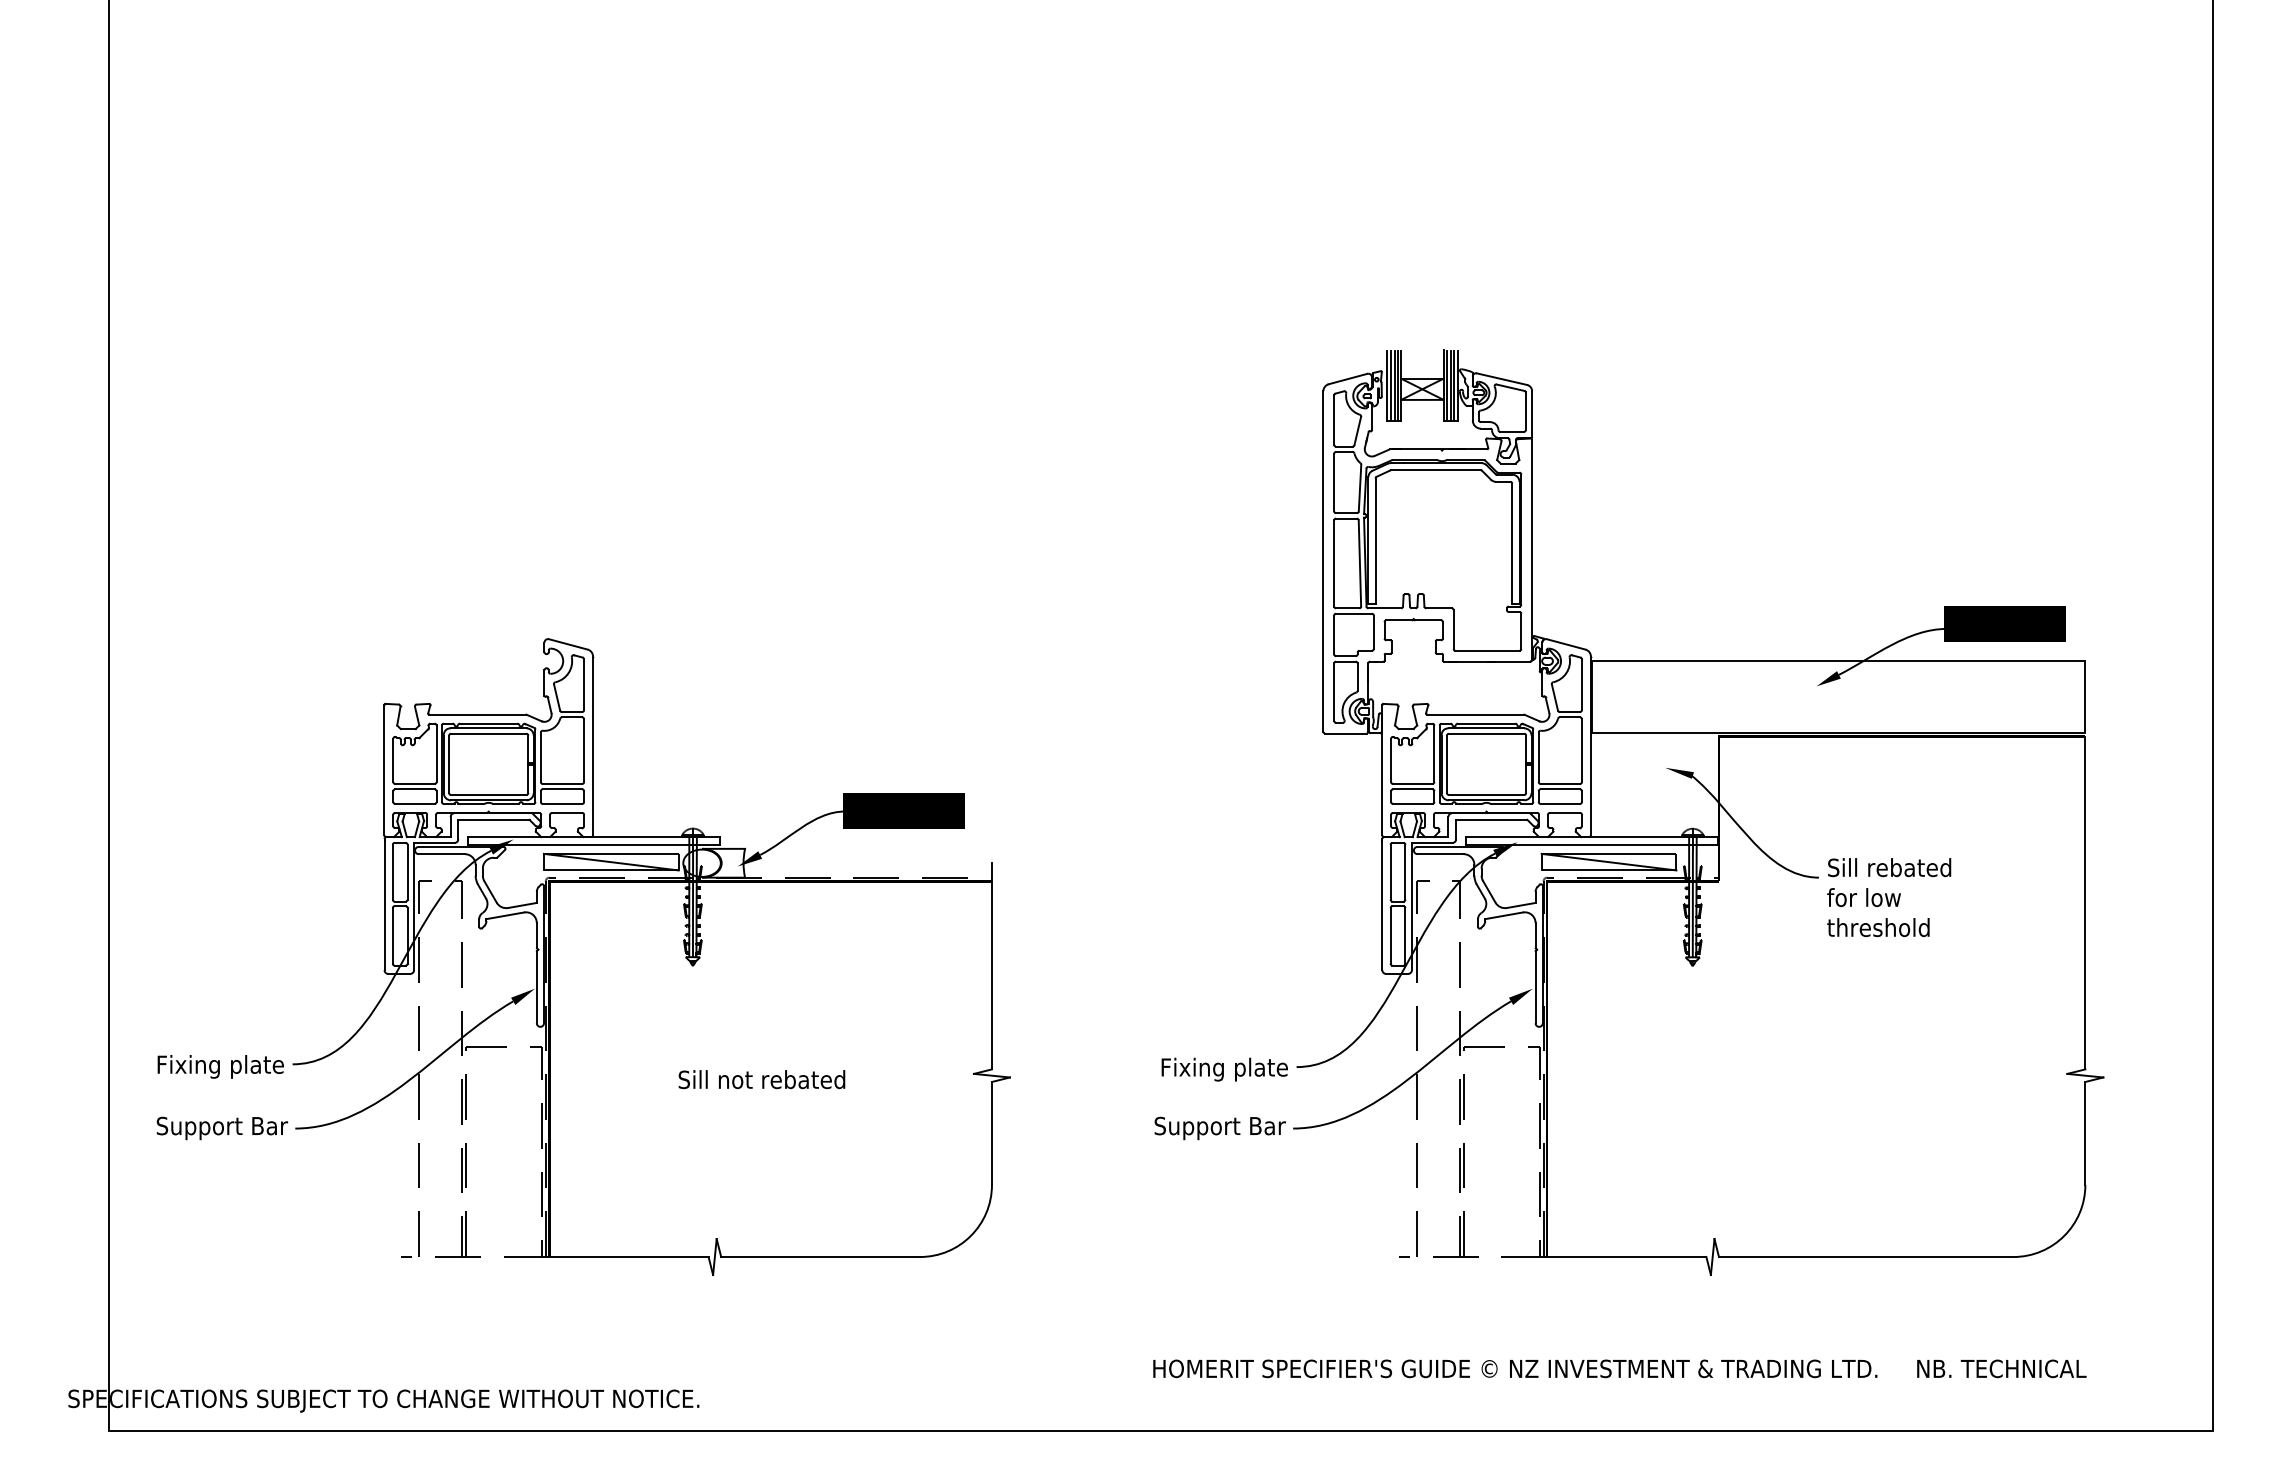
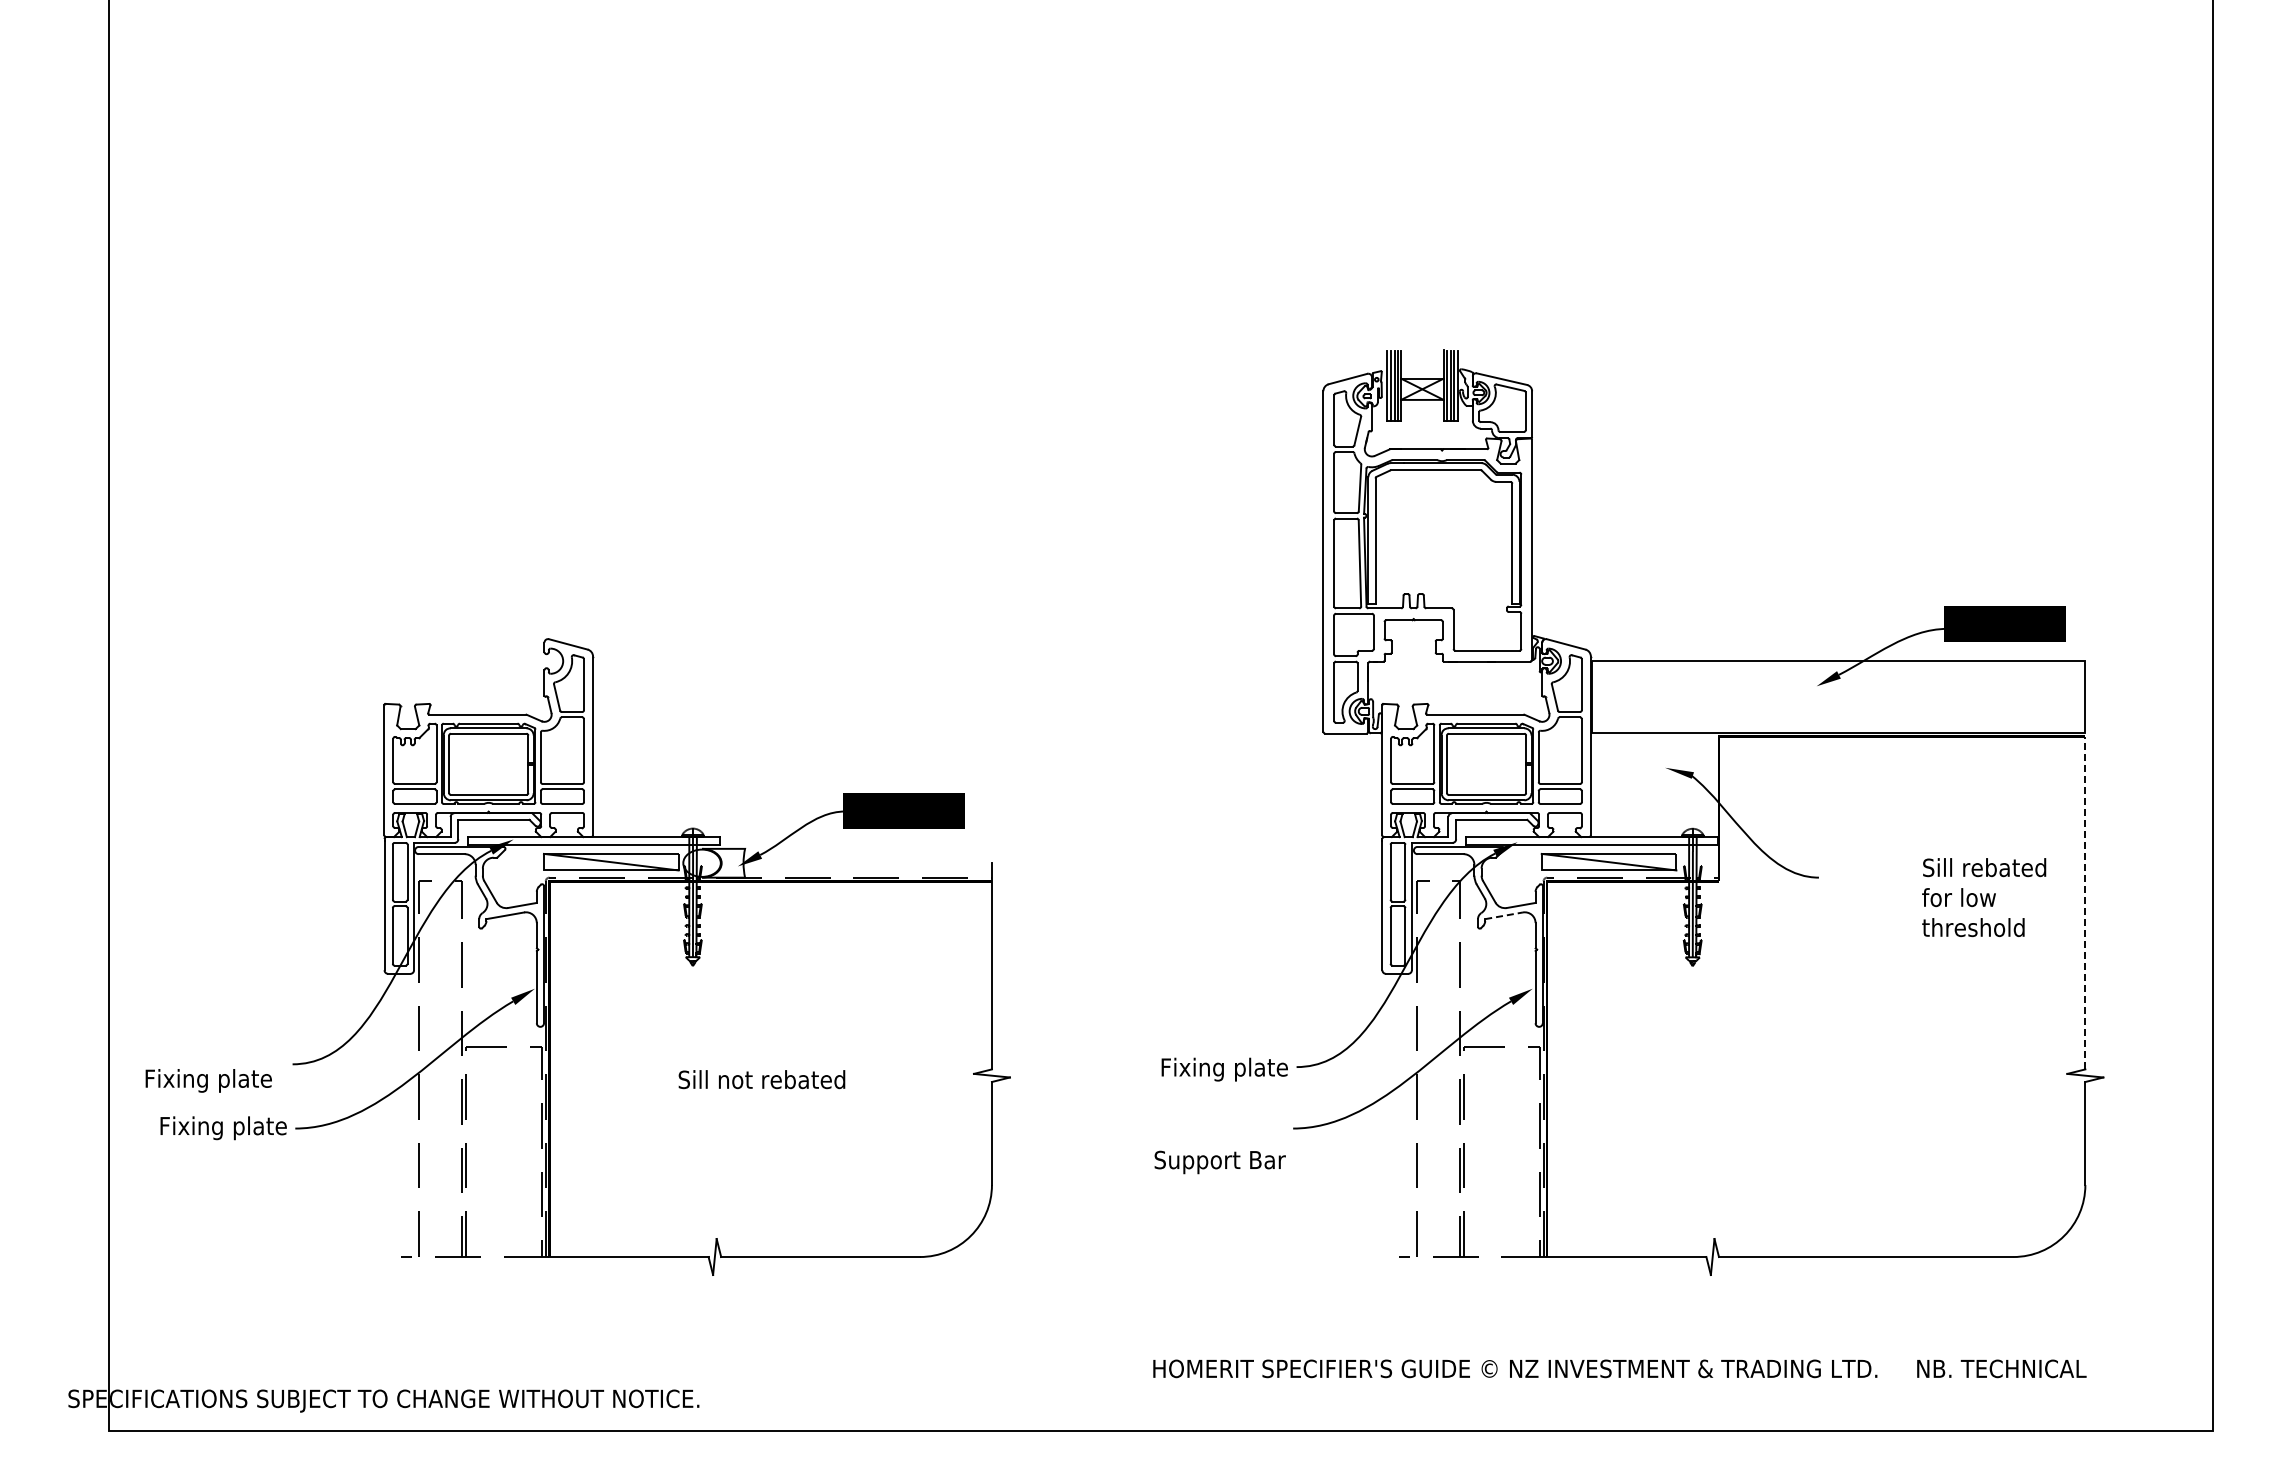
text position: (1889, 897) -> (1984, 897) (1984, 897)
line: solid -> dashed (2085, 902)
line: solid -> dashed (1504, 915)
text position: (220, 1066) -> (208, 1080) (208, 1080)
text: Support Bar -> Fixing plate (222, 1128)
text position: (1219, 1128) -> (1219, 1162) (1219, 1162)
